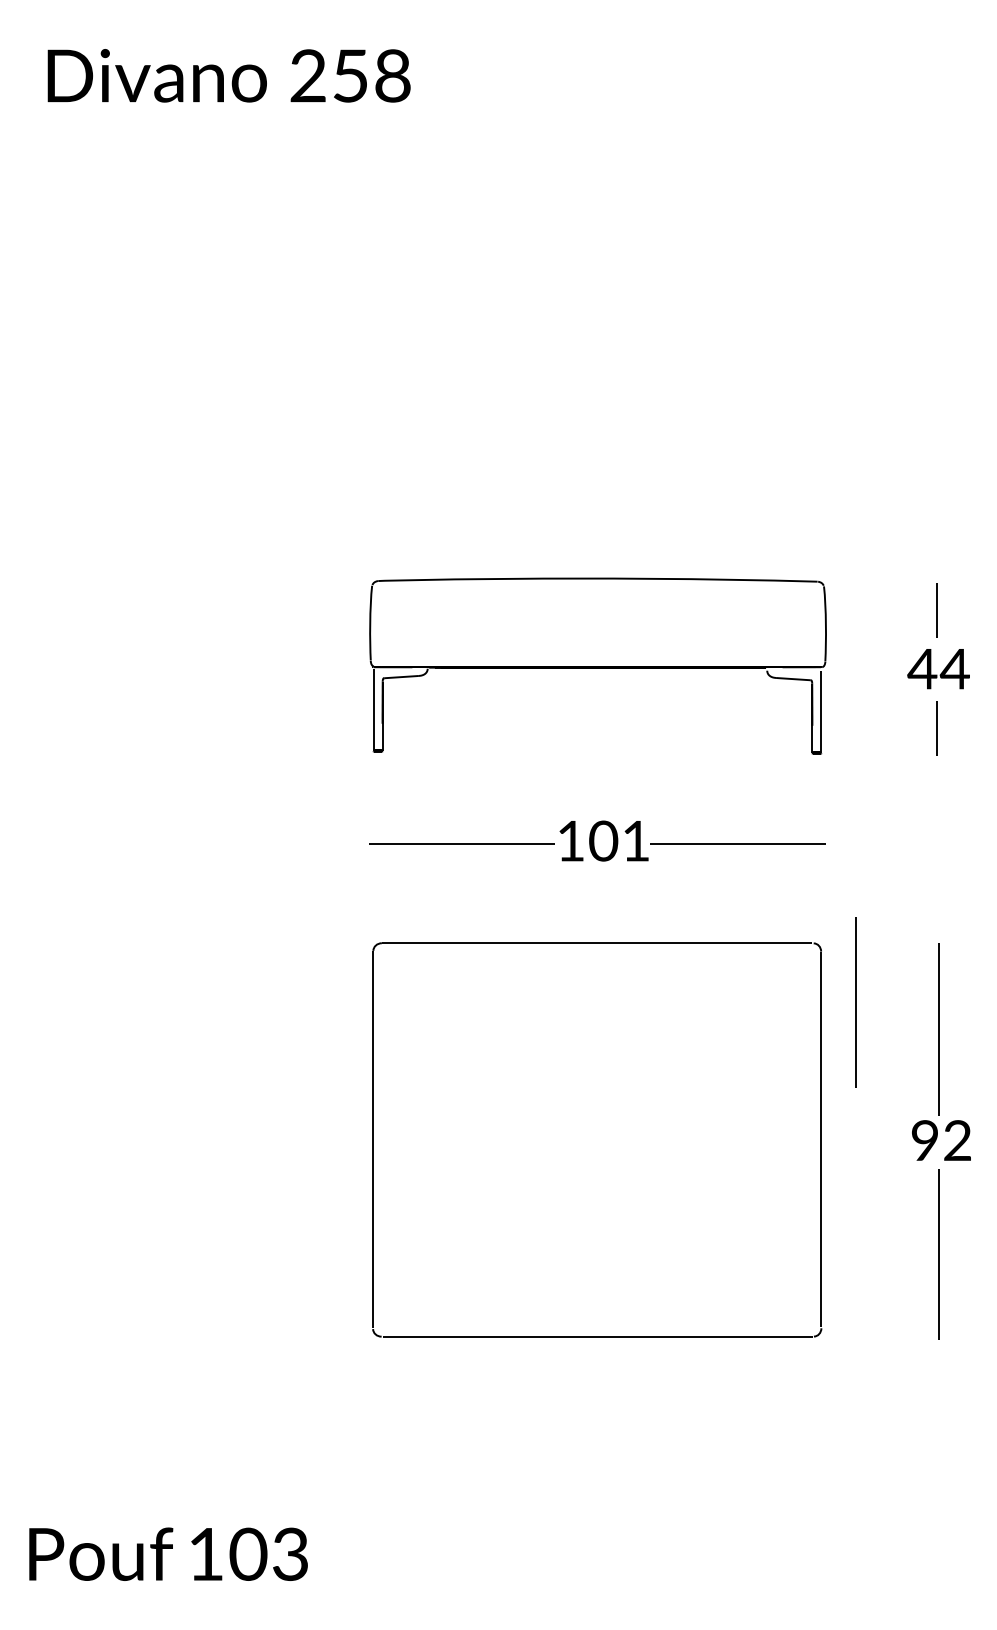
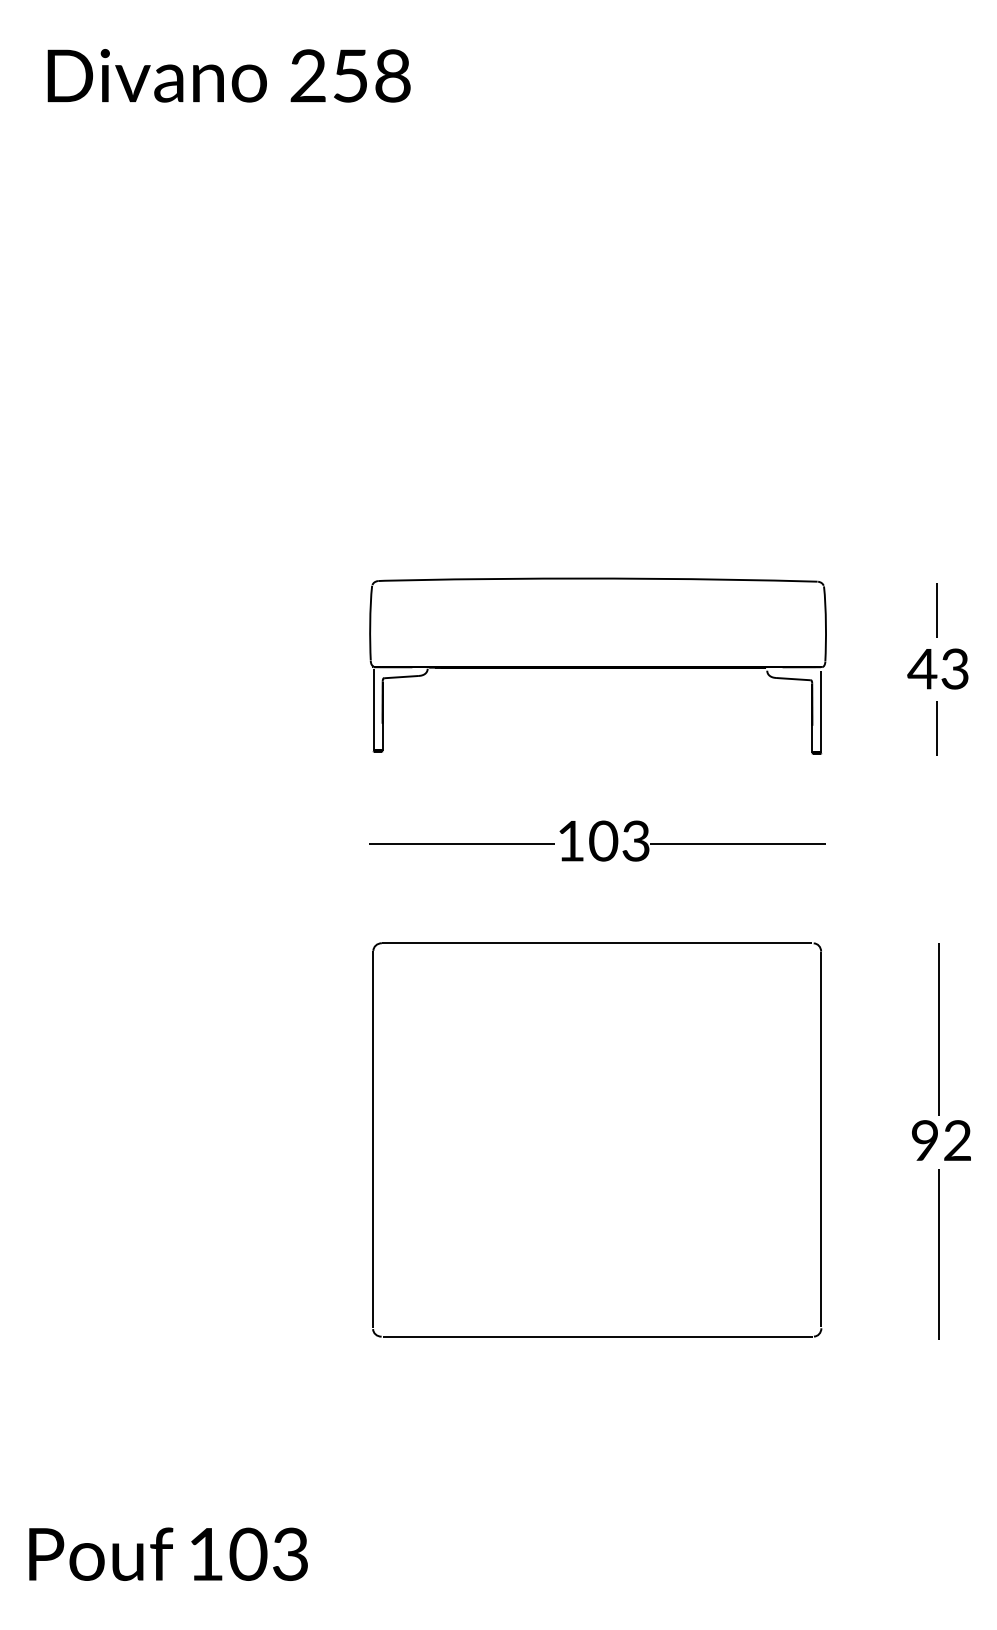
text: 44 -> 43 (954, 668)
text: 101 -> 103 (635, 840)
line: present -> none (855, 1002)
